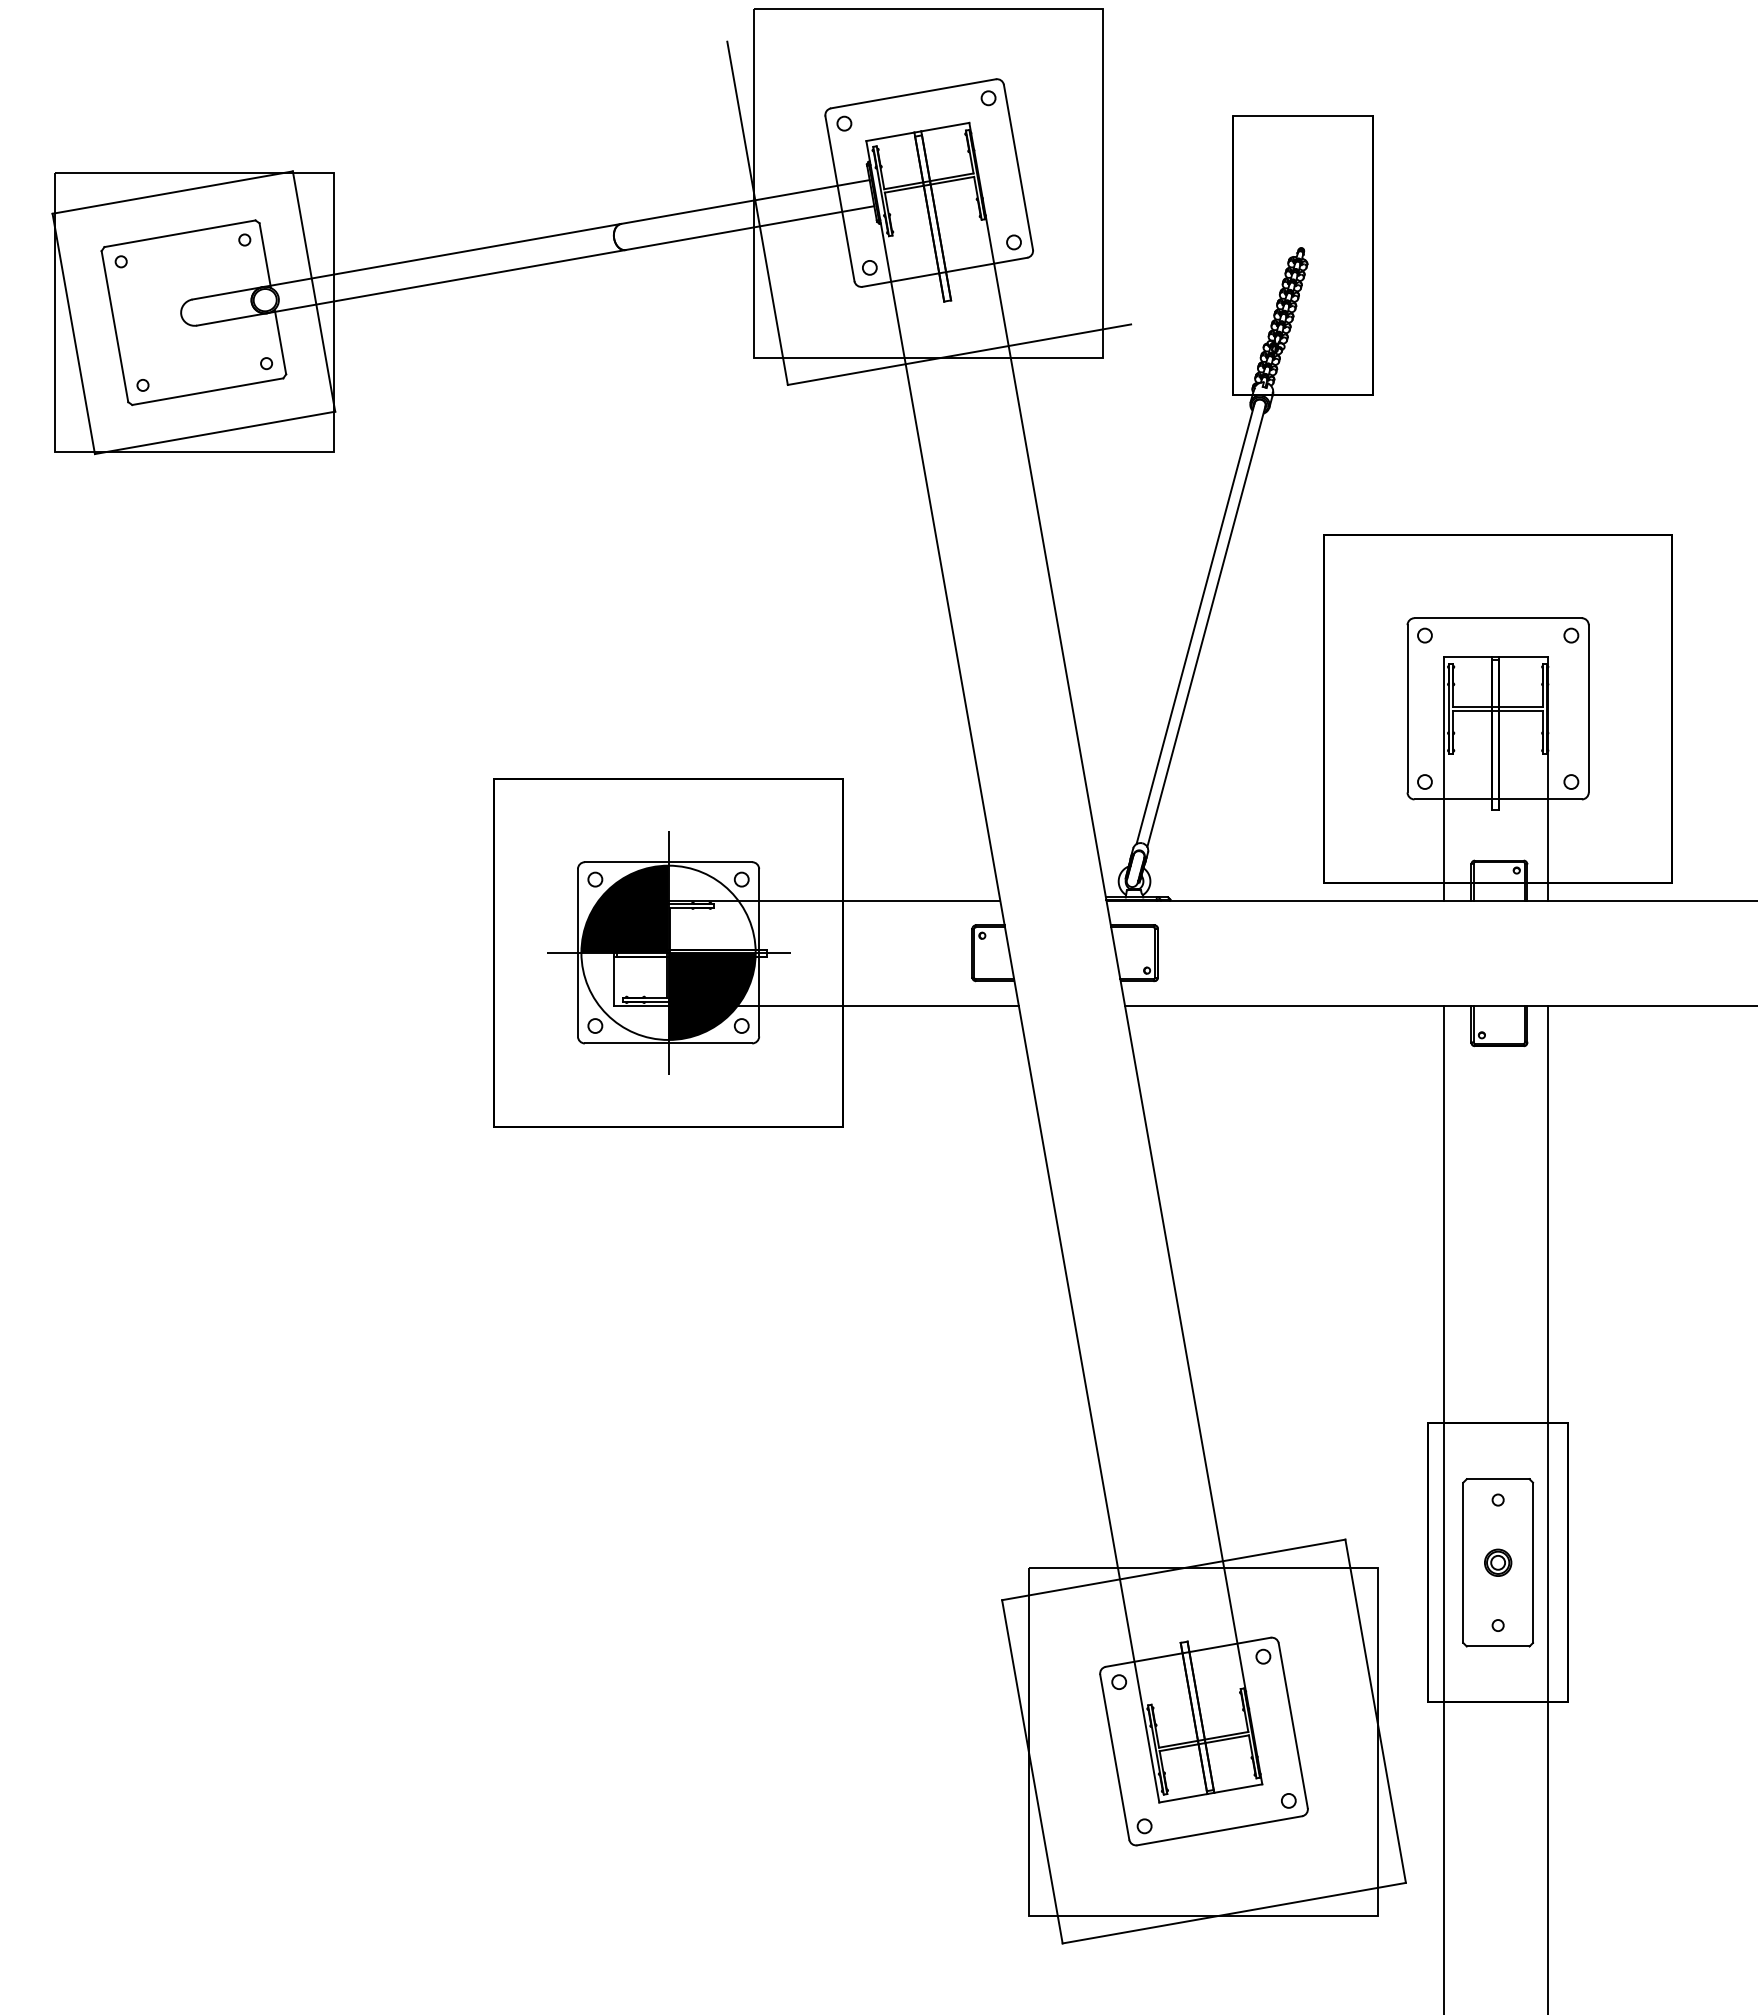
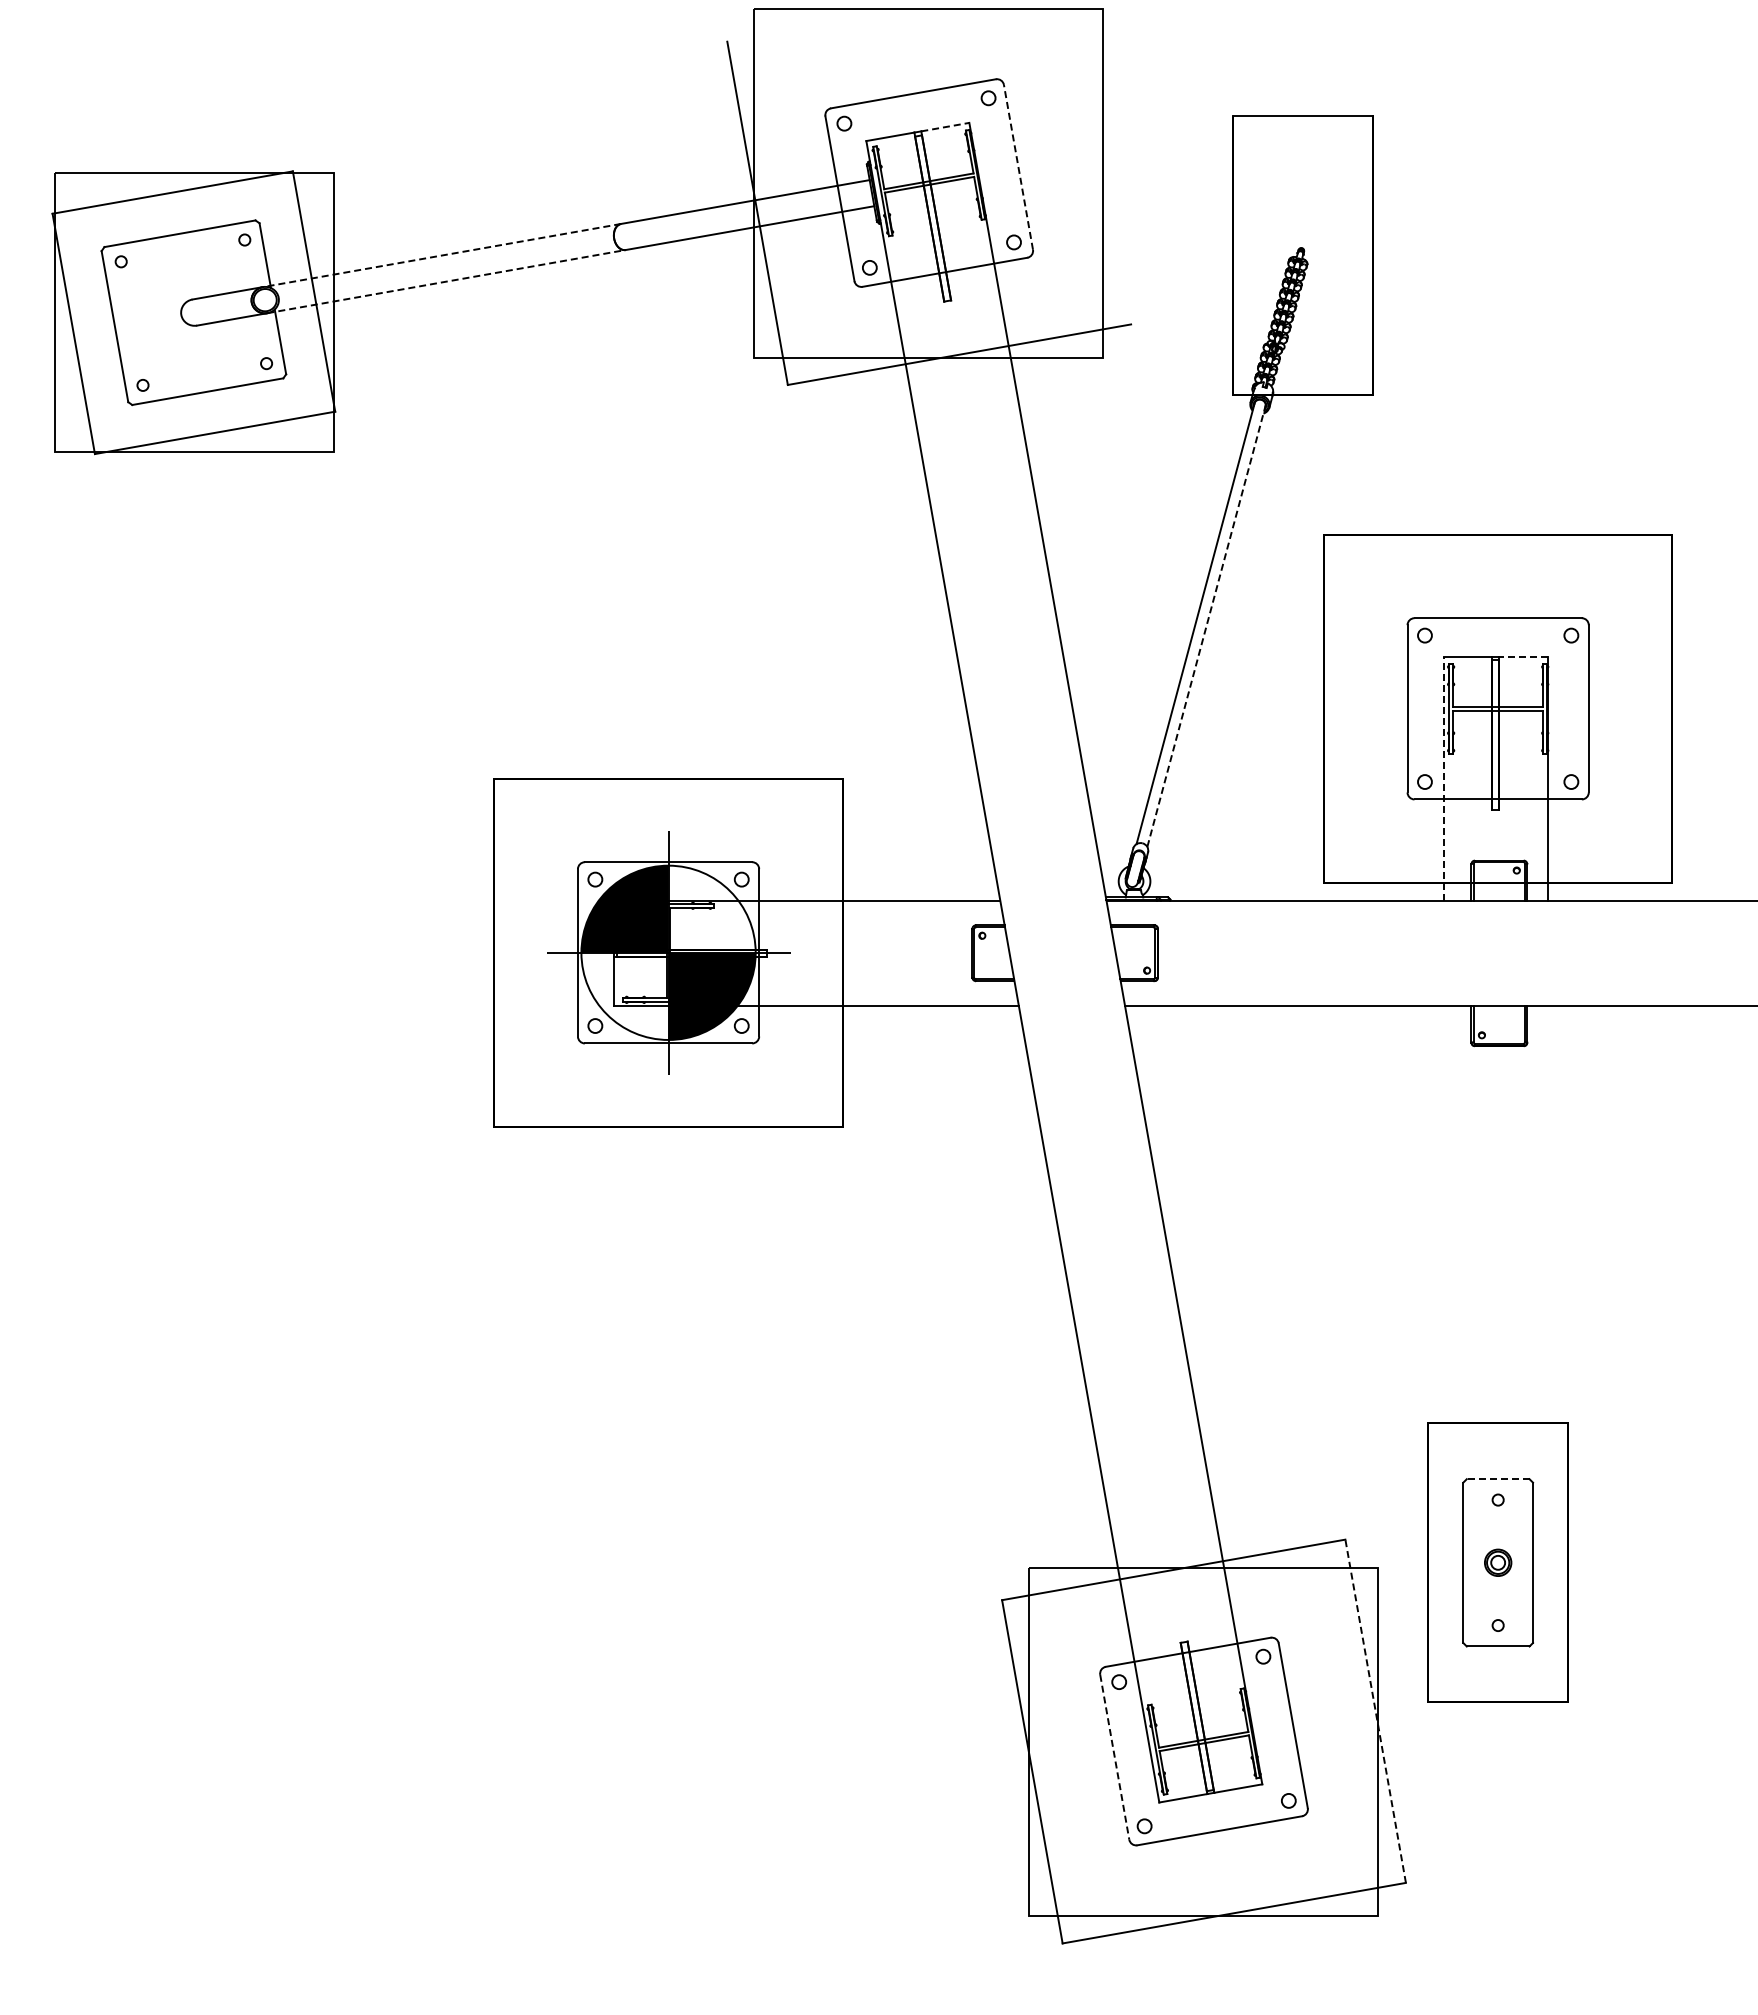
line: solid -> dashed (945, 127)
line: solid -> dashed (1018, 167)
line: solid -> dashed (442, 255)
line: solid -> dashed (446, 281)
line: solid -> dashed (1206, 626)
line: solid -> dashed (1523, 656)
line: solid -> dashed (1443, 778)
line: solid -> dashed (1497, 1479)
line: present -> none (1443, 1508)
line: present -> none (1548, 1508)
line: solid -> dashed (1375, 1710)
line: solid -> dashed (1114, 1757)
